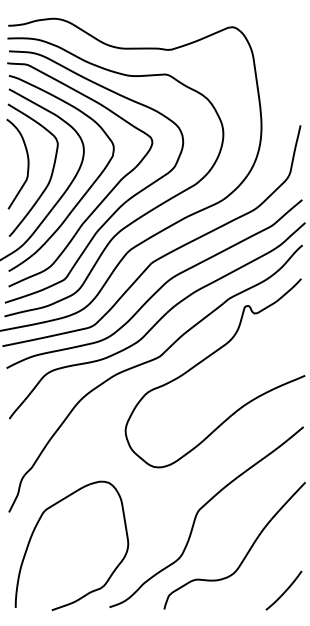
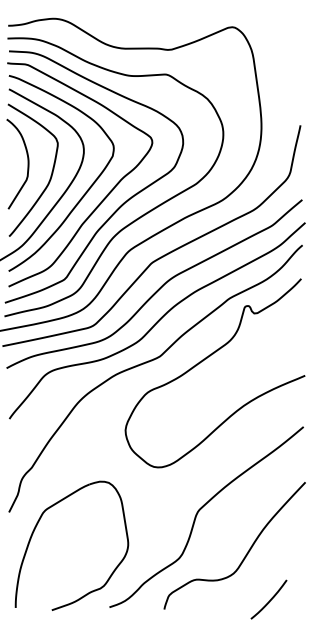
curve position: (284, 591) -> (269, 600) (269, 600)
